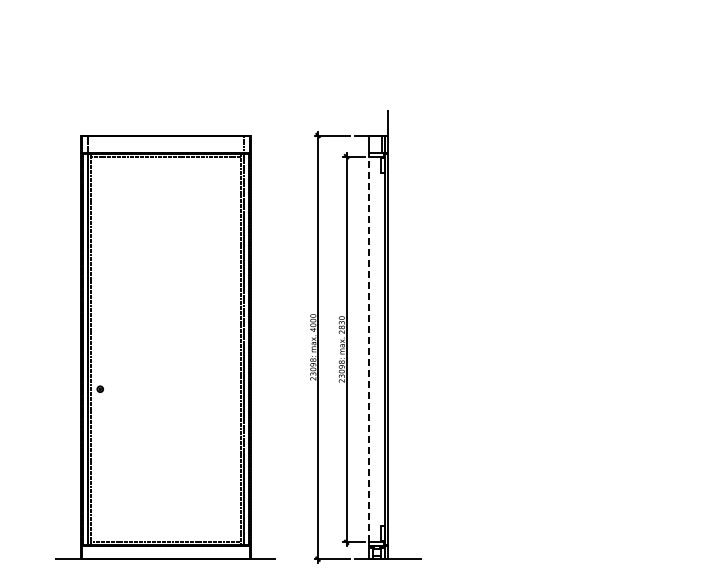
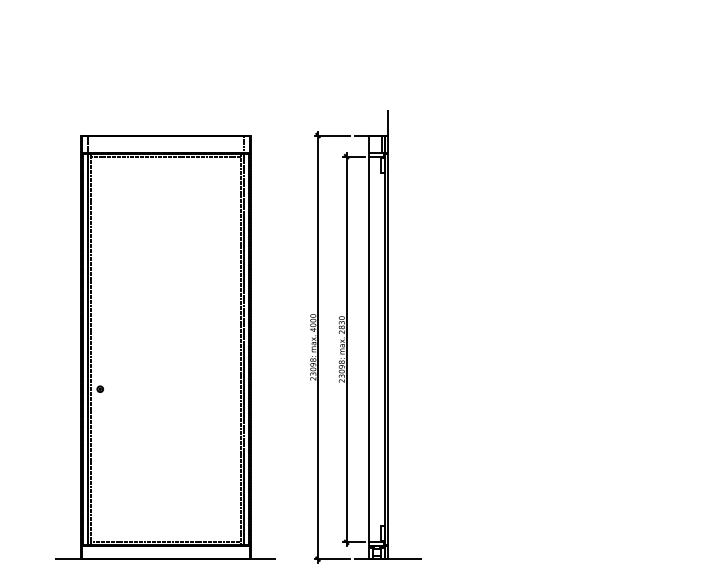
line: dashed -> solid (369, 349)
